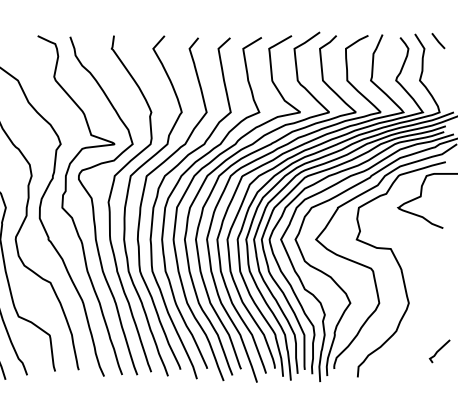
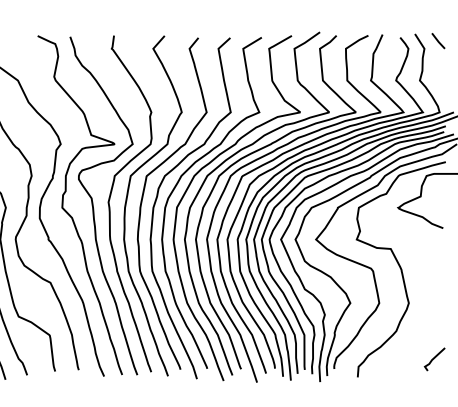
line position: (439, 351) -> (434, 359) (434, 359)
